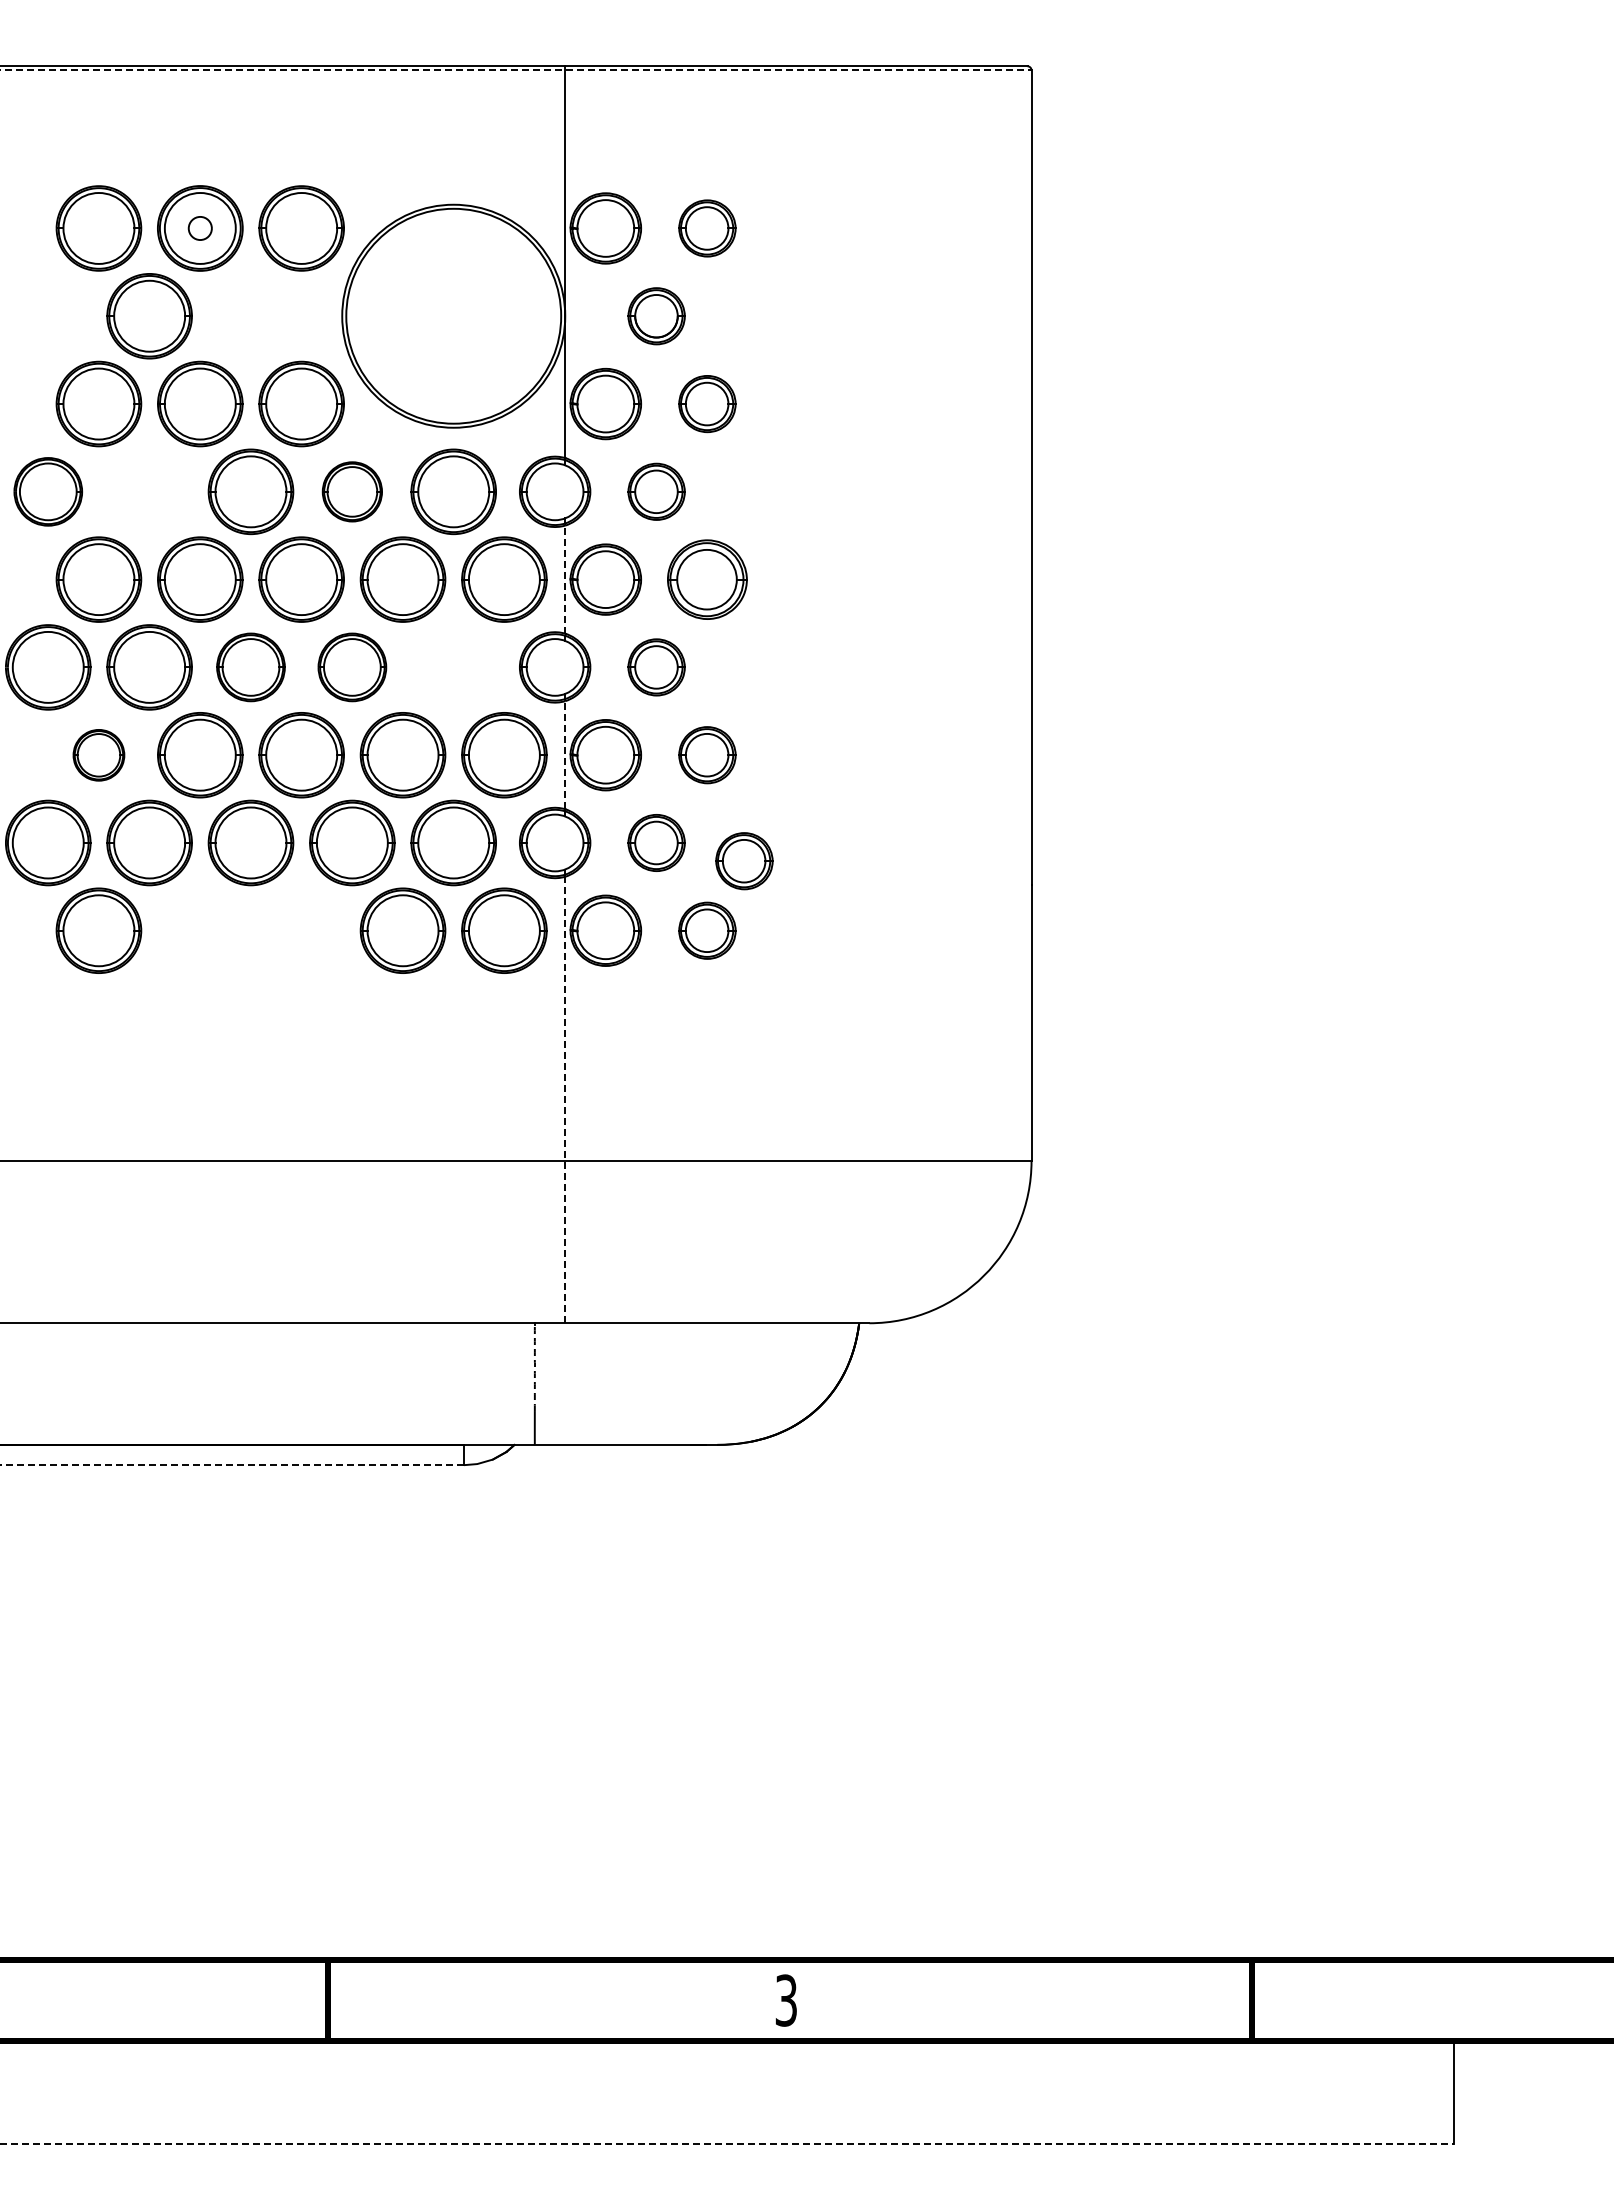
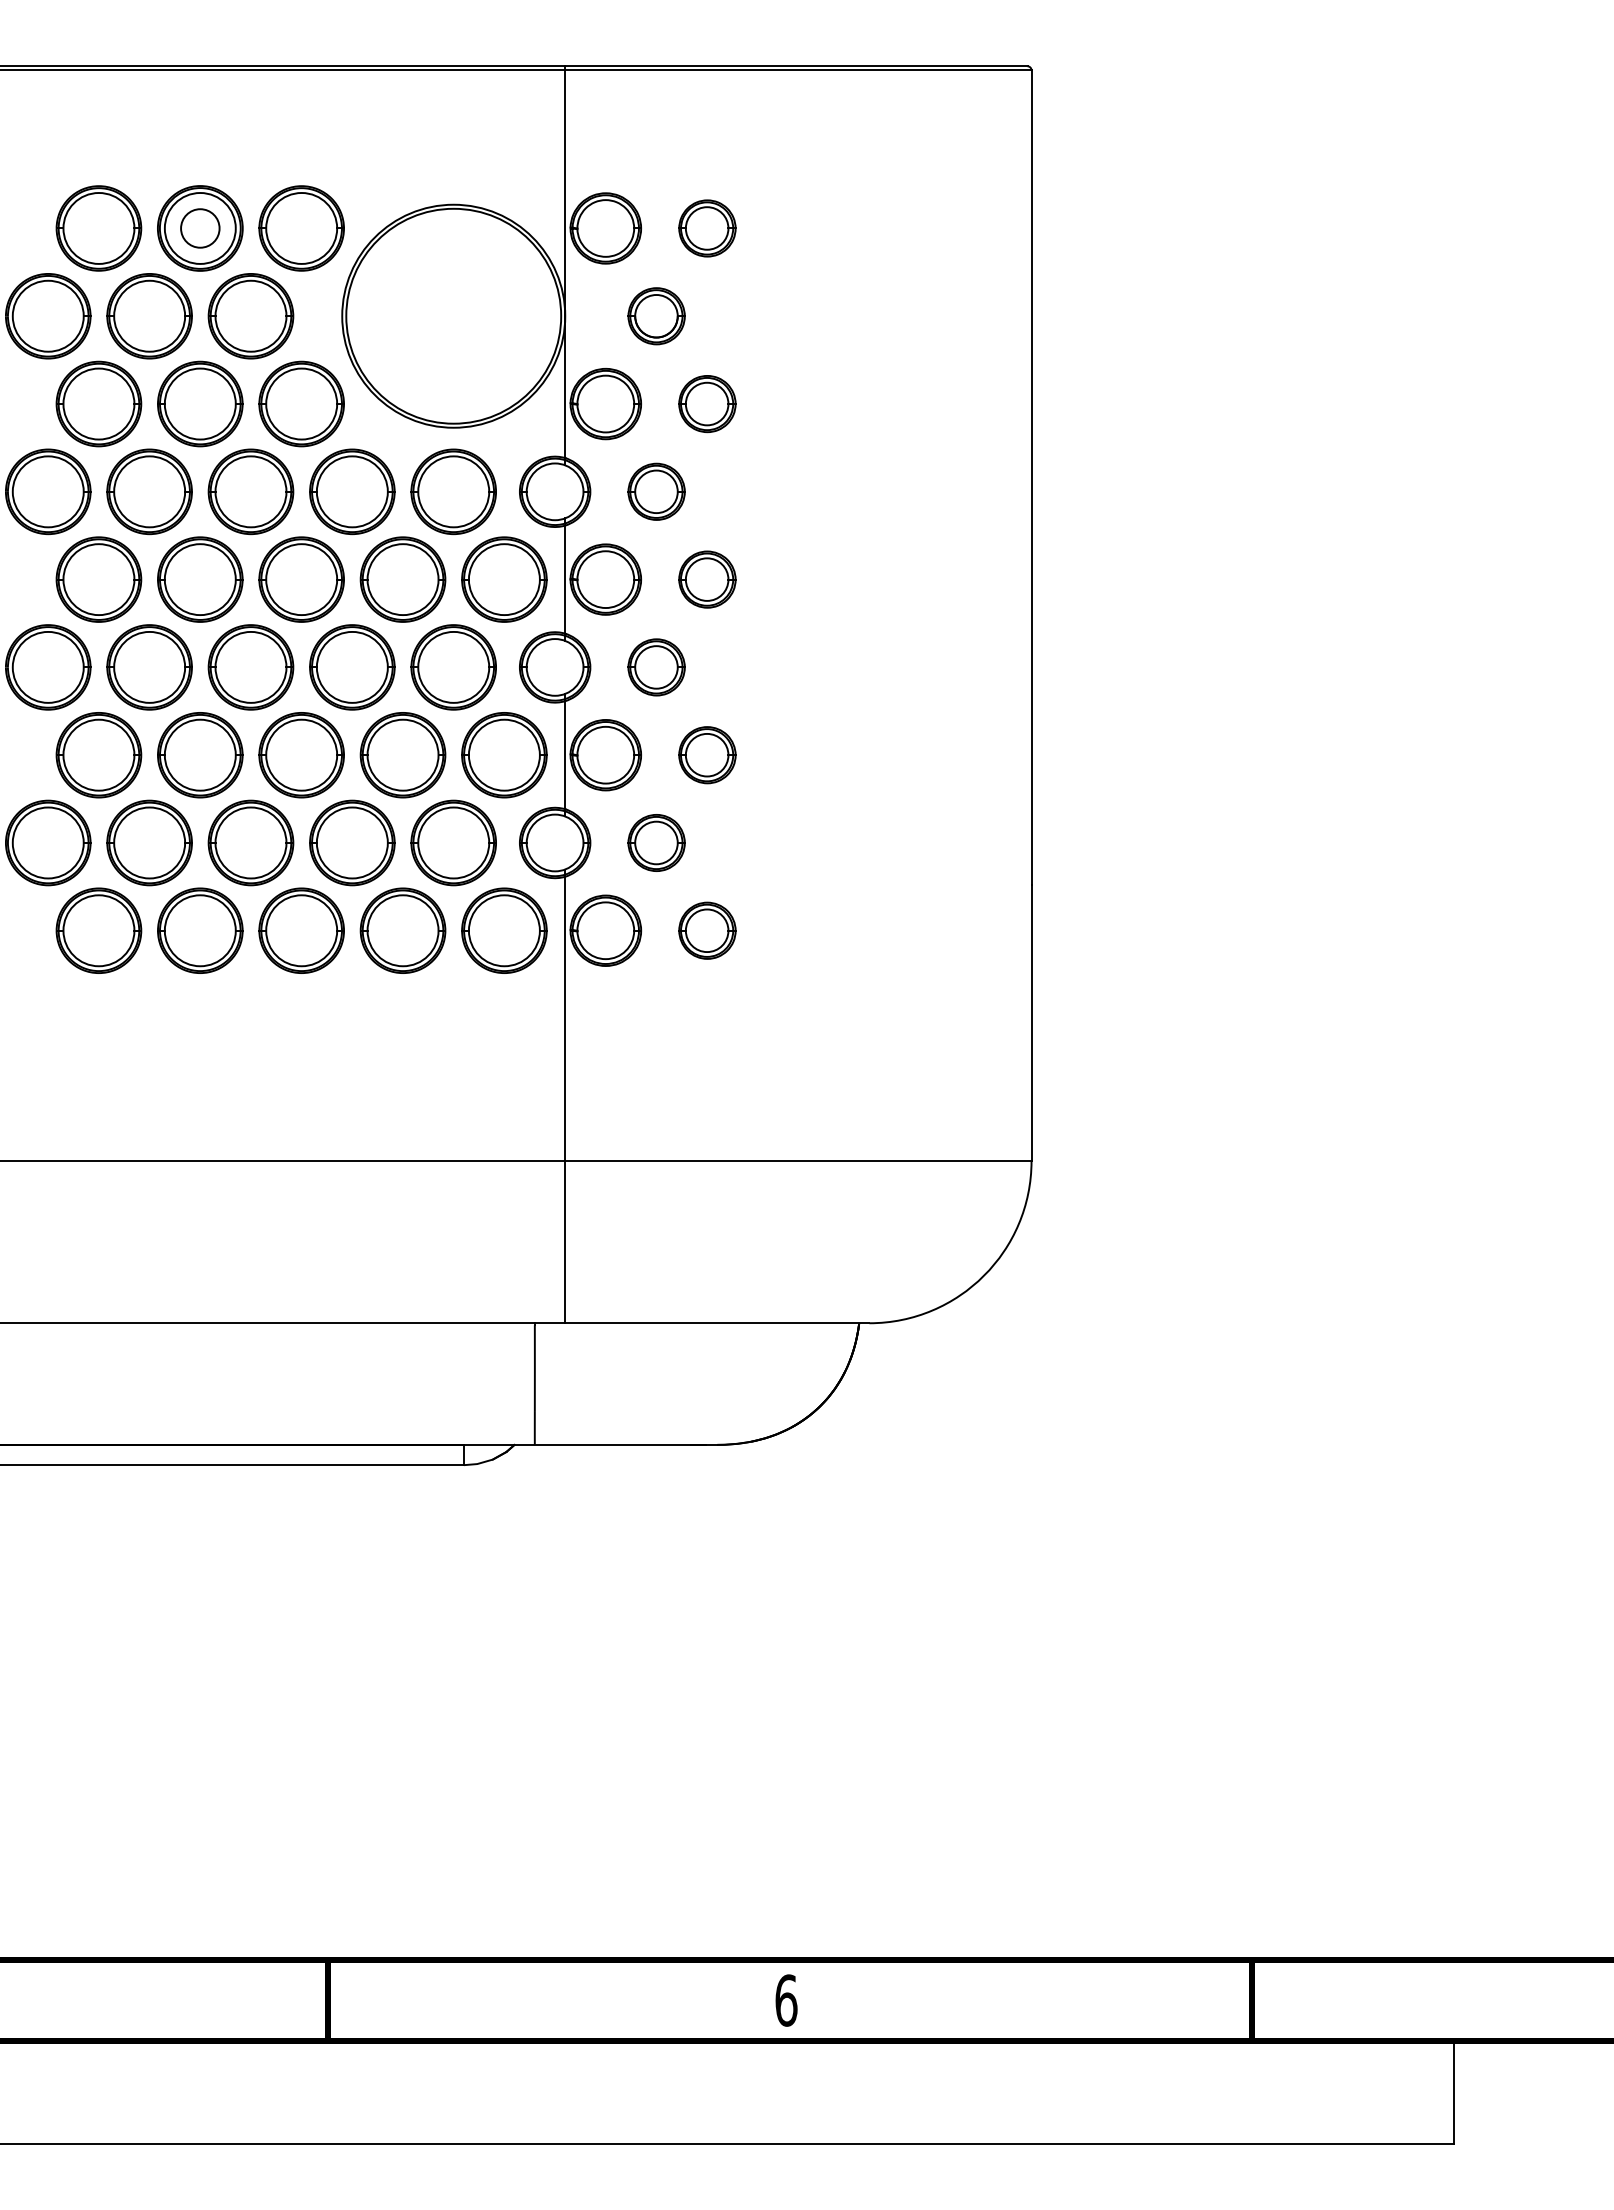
line: dashed -> solid (516, 70)
circle diameter: 23 px -> 39 px (200, 228)
part: none -> present (48, 316)
part: none -> present (250, 316)
part size: 70x70 px -> 87x88 px (48, 491)
part: none -> present (149, 491)
part size: 62x62 px -> 87x88 px (352, 491)
line: dashed -> solid (565, 579)
part size: 81x81 px -> 59x59 px (707, 579)
part size: 70x71 px -> 88x87 px (250, 667)
part size: 71x71 px -> 87x87 px (352, 667)
part: none -> present (453, 667)
line: dashed -> solid (565, 754)
part size: 54x53 px -> 88x87 px (98, 755)
part: present -> none (744, 861)
part: none -> present (200, 930)
part: none -> present (301, 930)
line: dashed -> solid (565, 1099)
arc: dashed -> solid (534, 1368)
line: dashed -> solid (231, 1465)
text: 3 -> 6 (786, 2000)
line: dashed -> solid (727, 2143)
